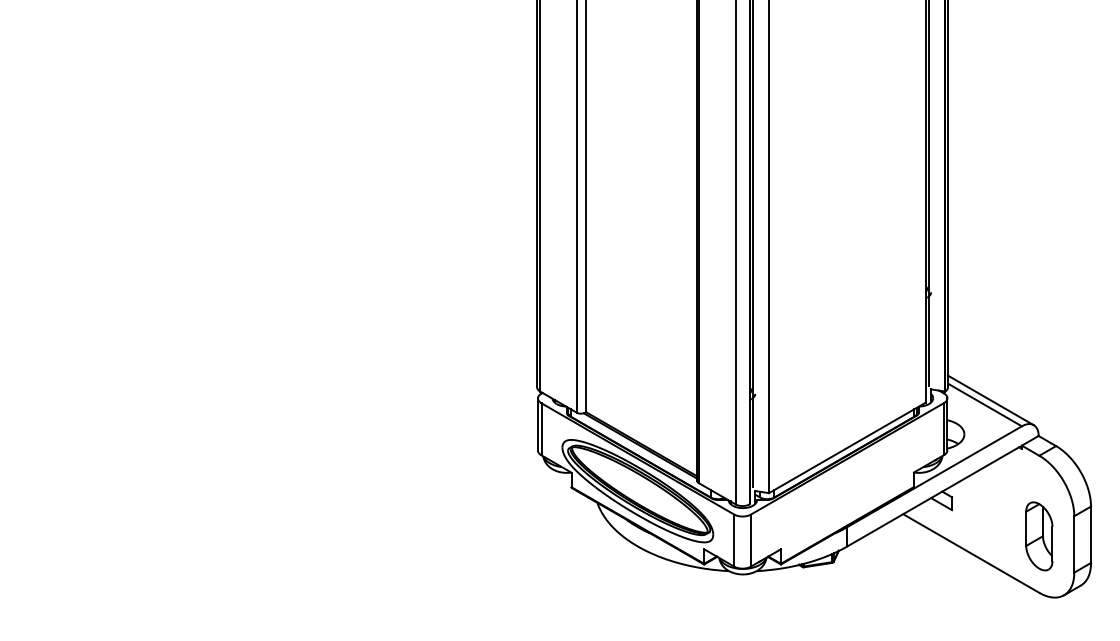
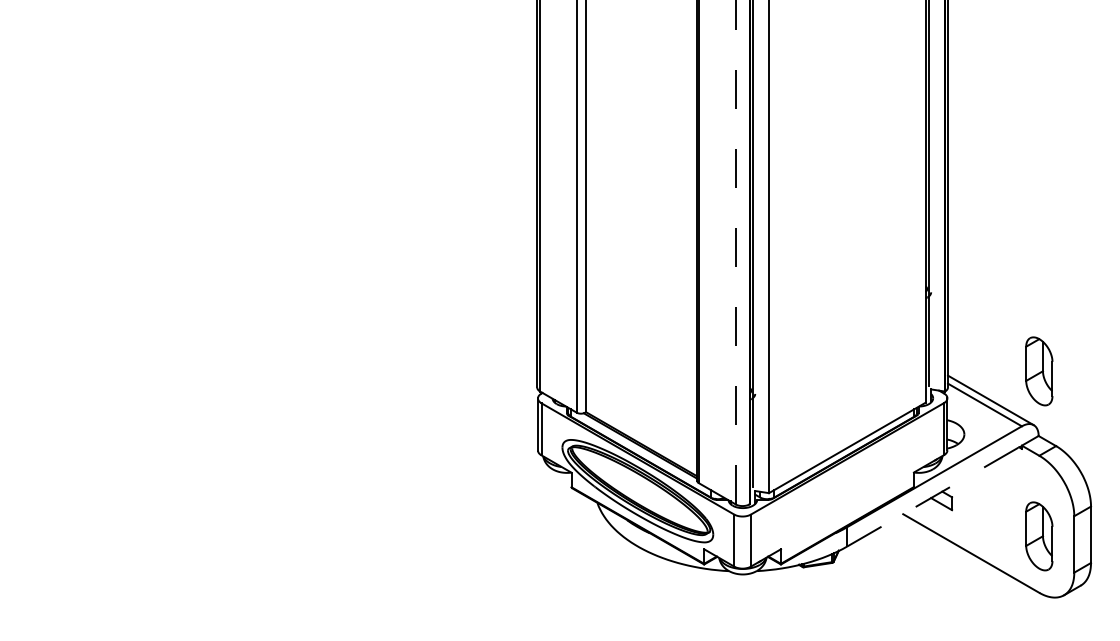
line: solid -> dashed (735, 252)
part: none -> present (1039, 371)
line: solid -> dashed (933, 496)
